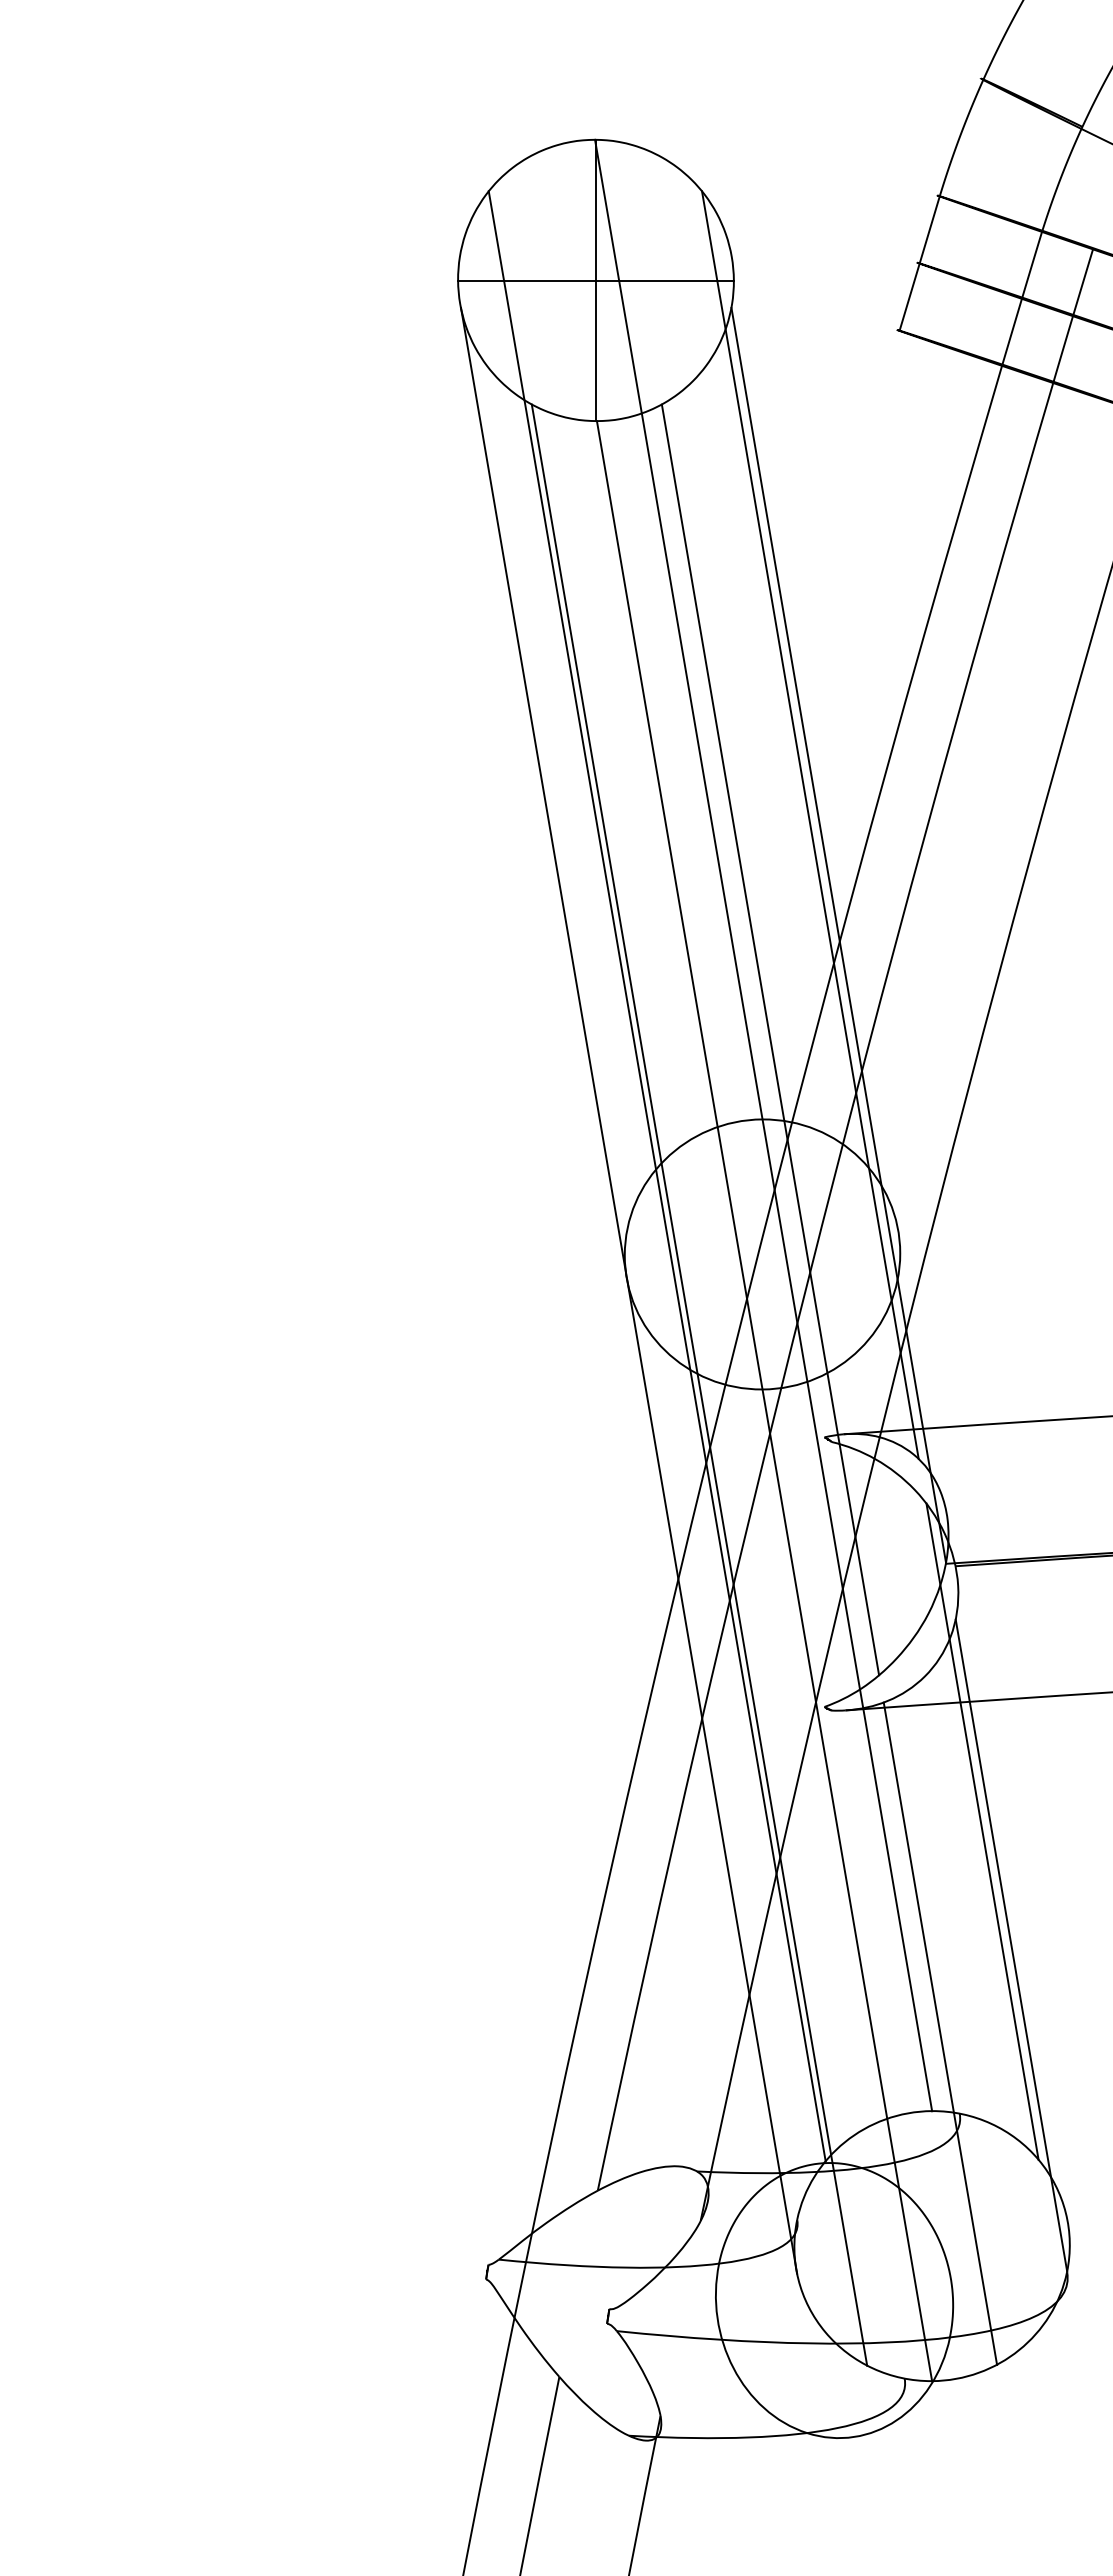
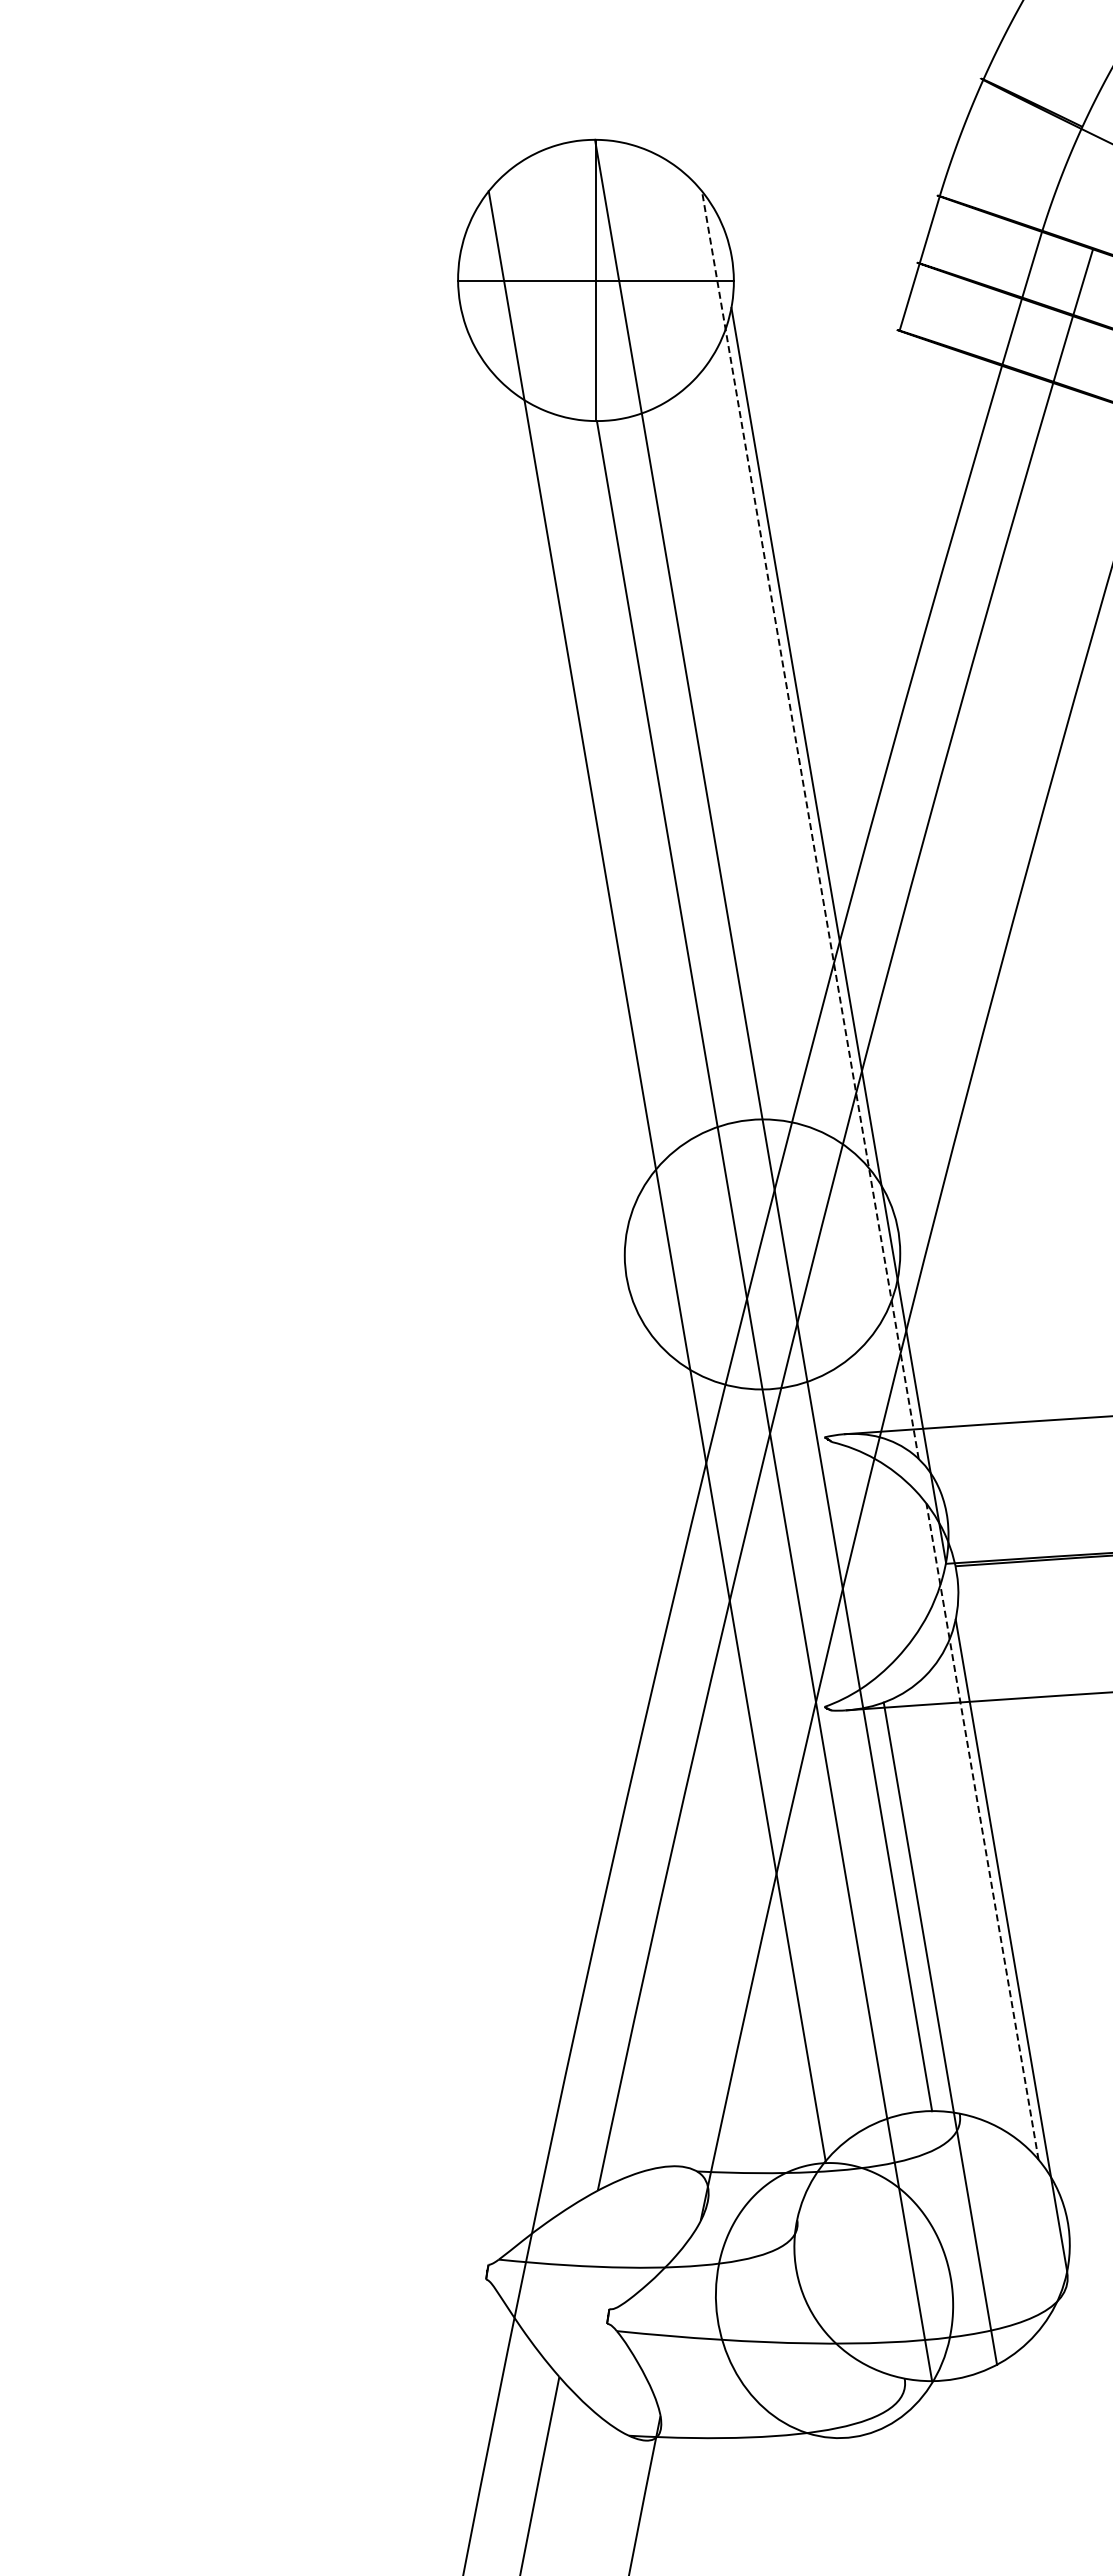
line: solid -> dashed (810, 824)
line: present -> none (770, 1039)
line: present -> none (629, 1290)
line: present -> none (699, 1384)
line: solid -> dashed (982, 1831)
